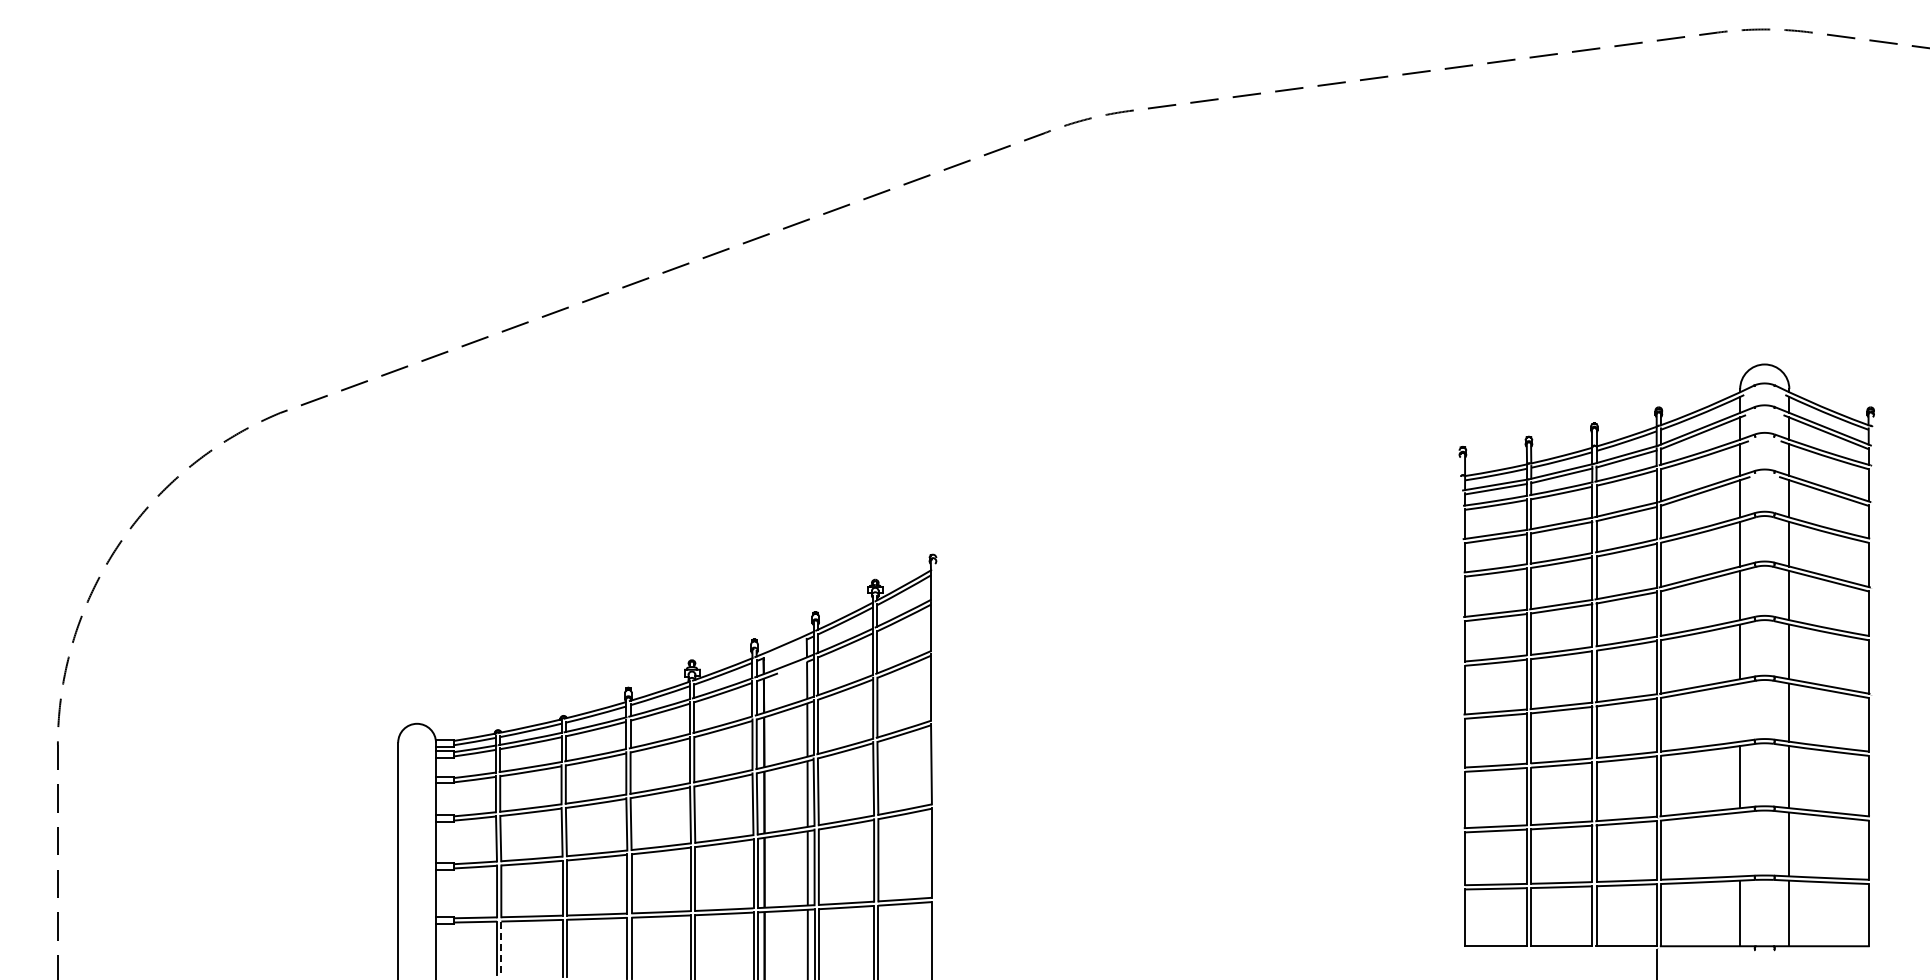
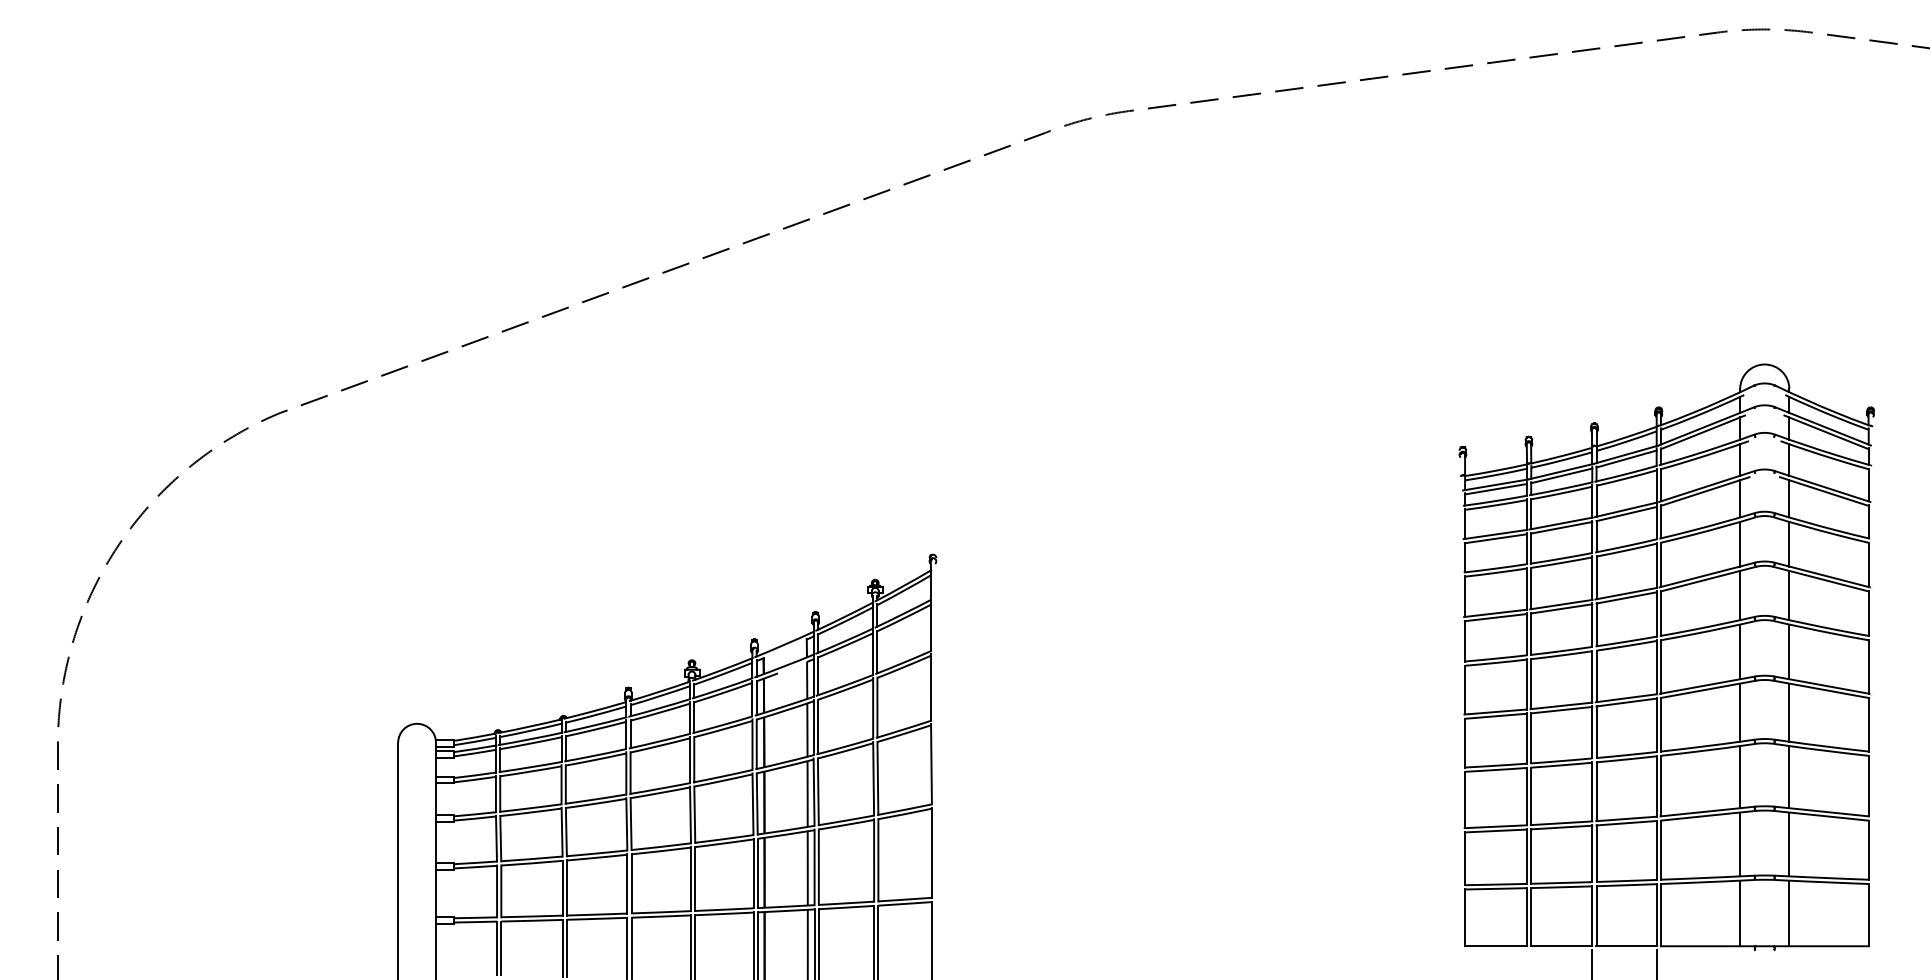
line: none -> present (1740, 712)
line: none -> present (1740, 844)
line: dashed -> solid (501, 948)
line: none -> present (1592, 963)
